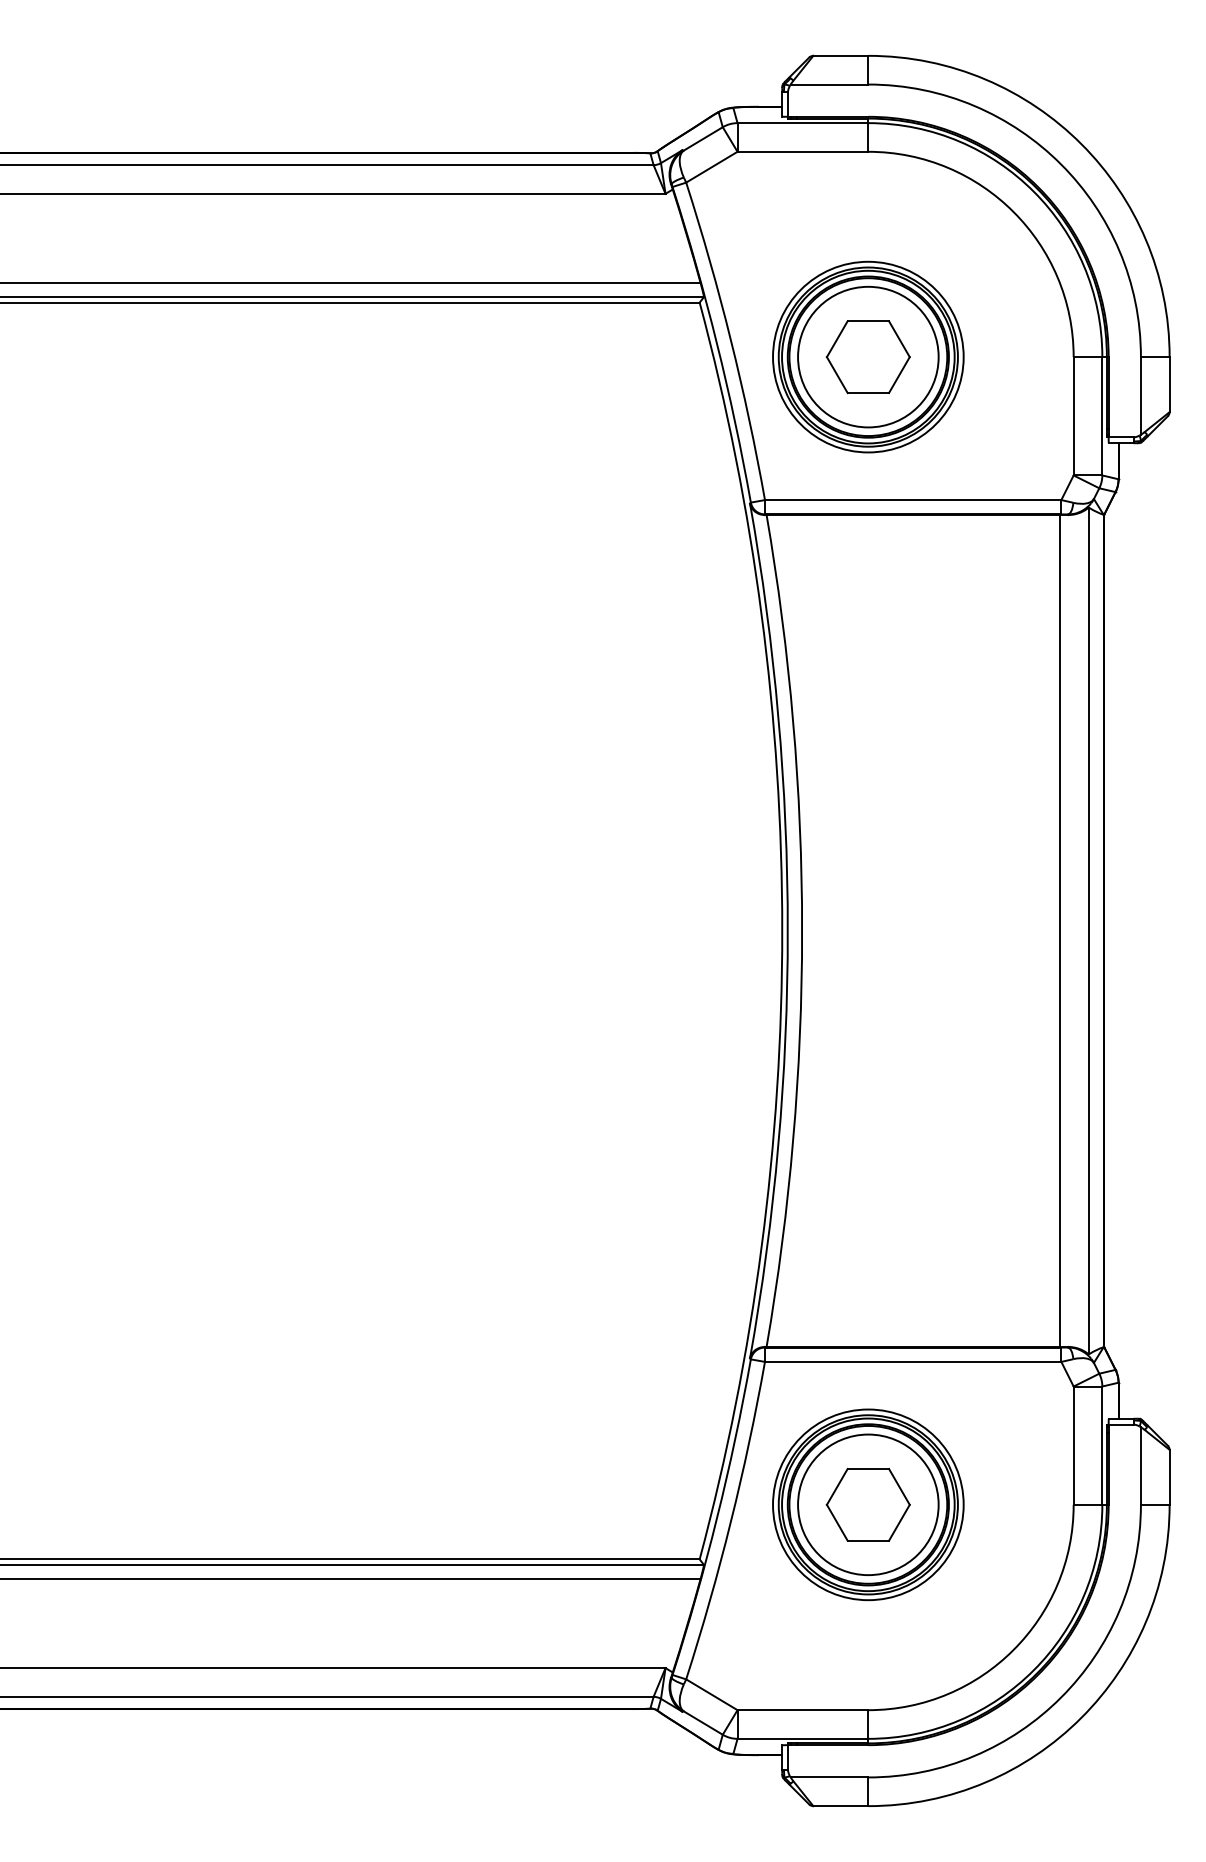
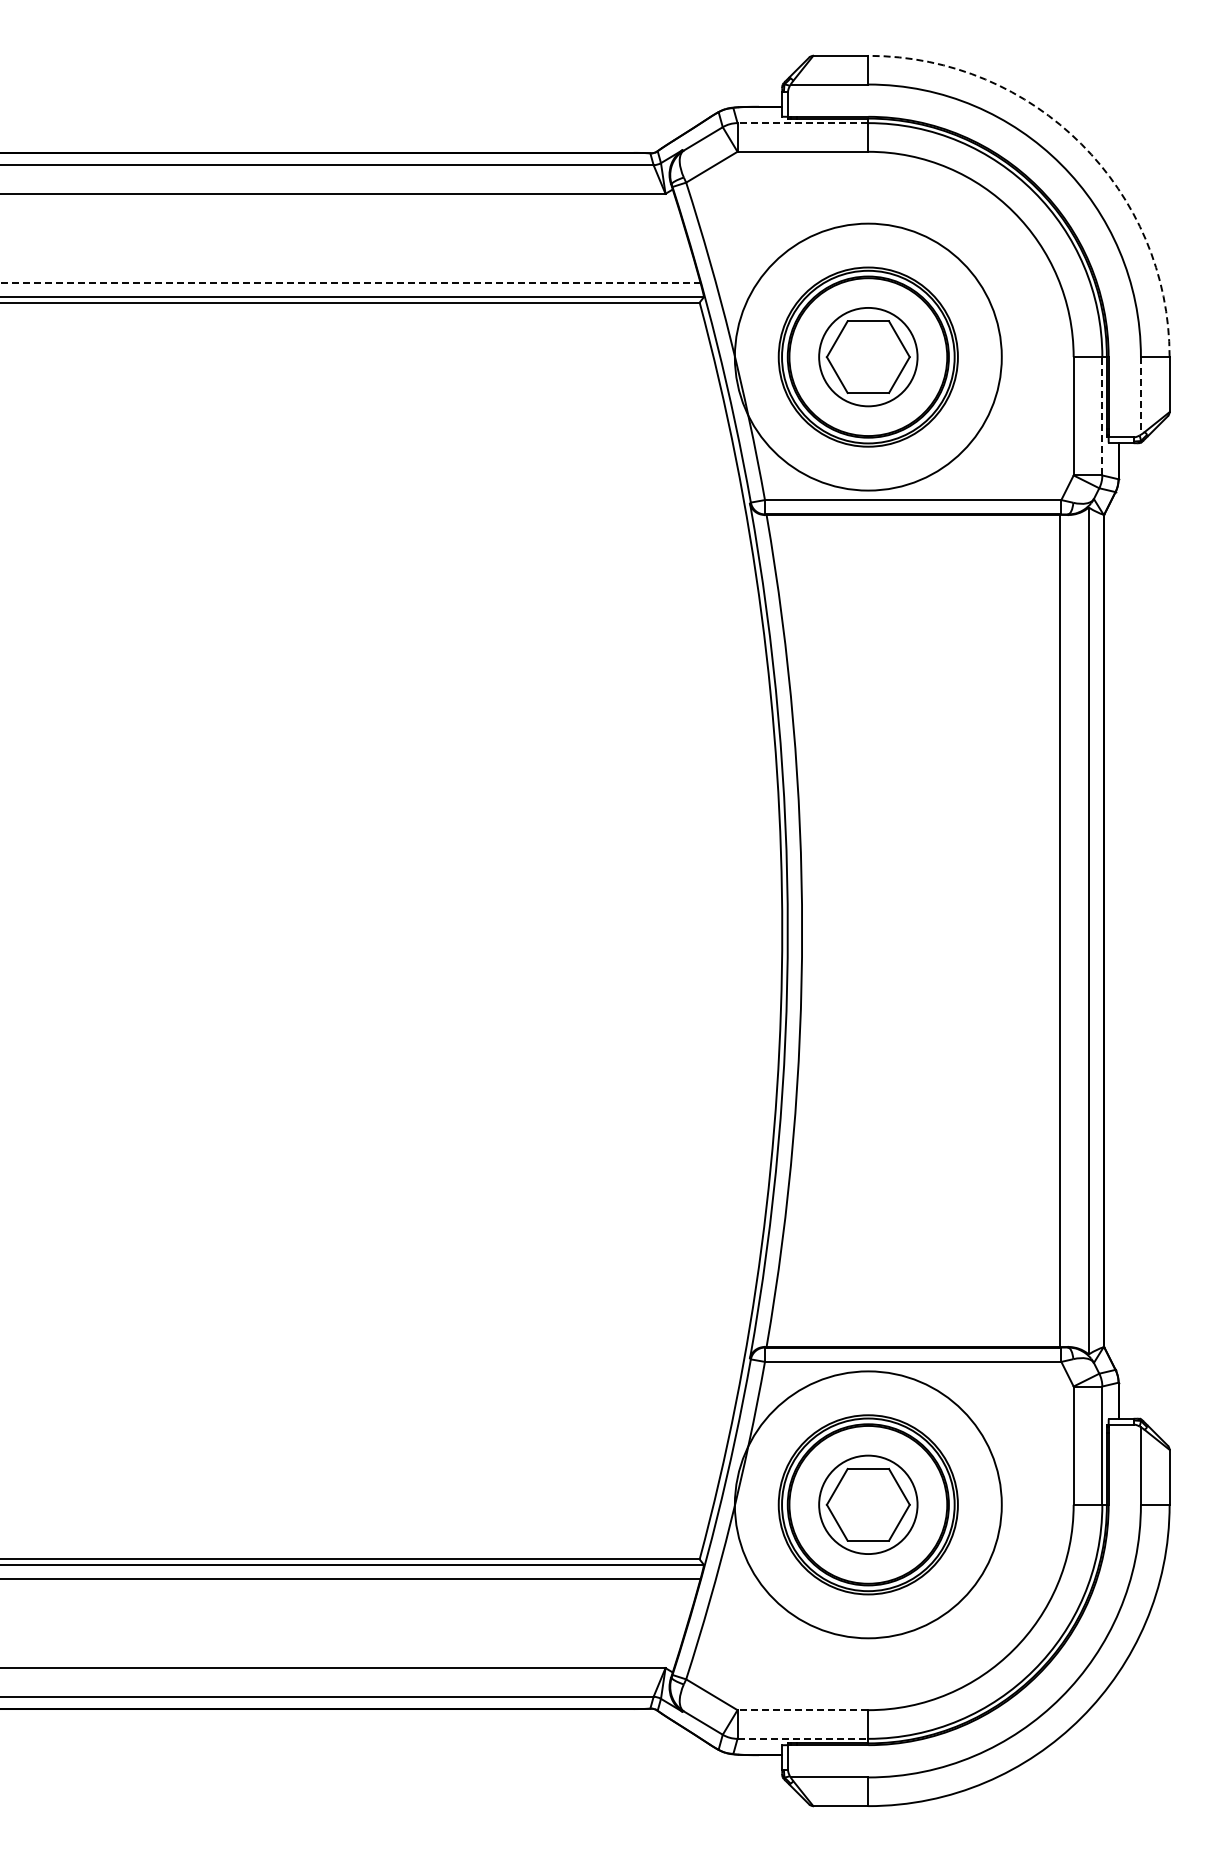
line: solid -> dashed (802, 123)
arc: solid -> dashed (1081, 144)
line: solid -> dashed (350, 282)
circle diameter: 141 px -> 98 px (868, 356)
circle diameter: 191 px -> 267 px (867, 356)
line: solid -> dashed (1140, 395)
line: solid -> dashed (1102, 415)
circle diameter: 141 px -> 98 px (868, 1504)
circle diameter: 191 px -> 267 px (867, 1504)
line: solid -> dashed (802, 1710)
line: solid -> dashed (803, 1738)
